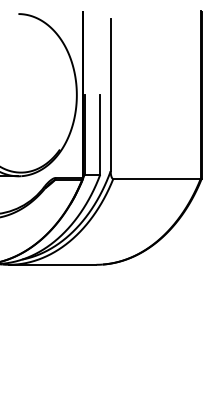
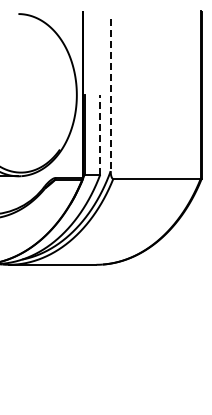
line: solid -> dashed (110, 95)
line: solid -> dashed (100, 135)
